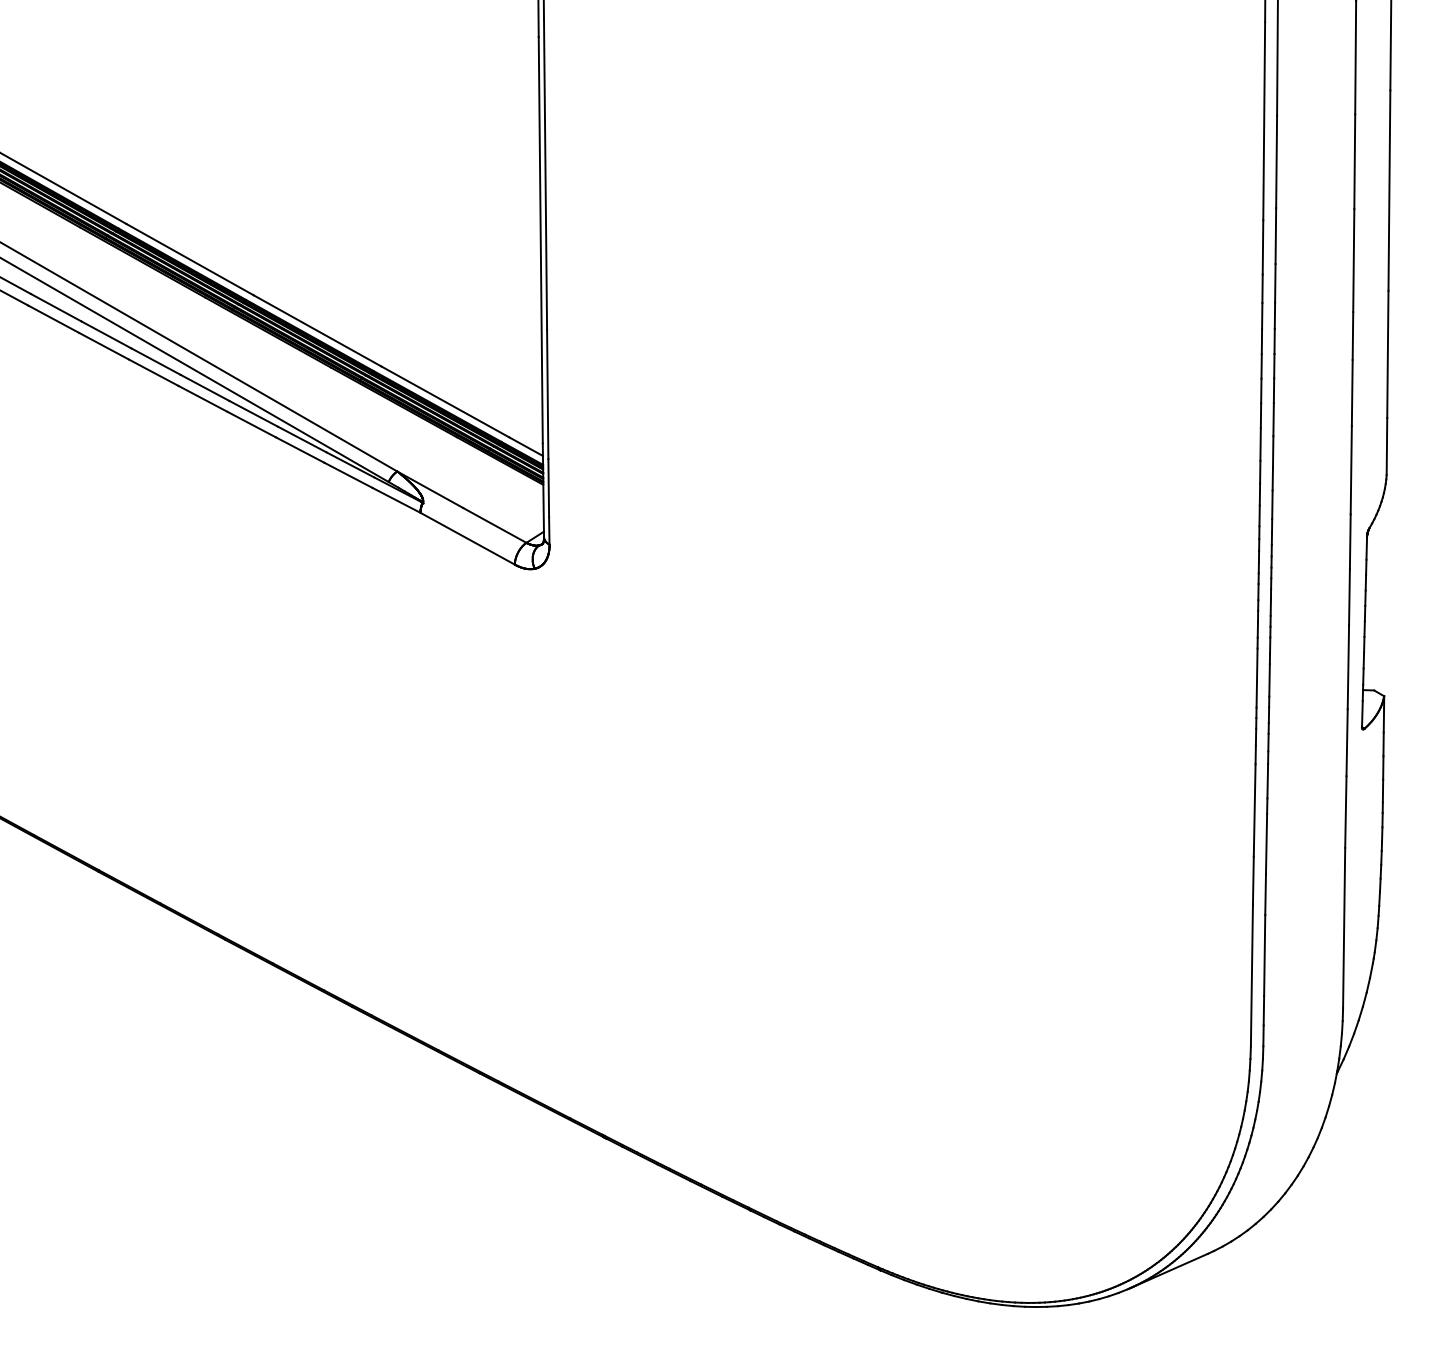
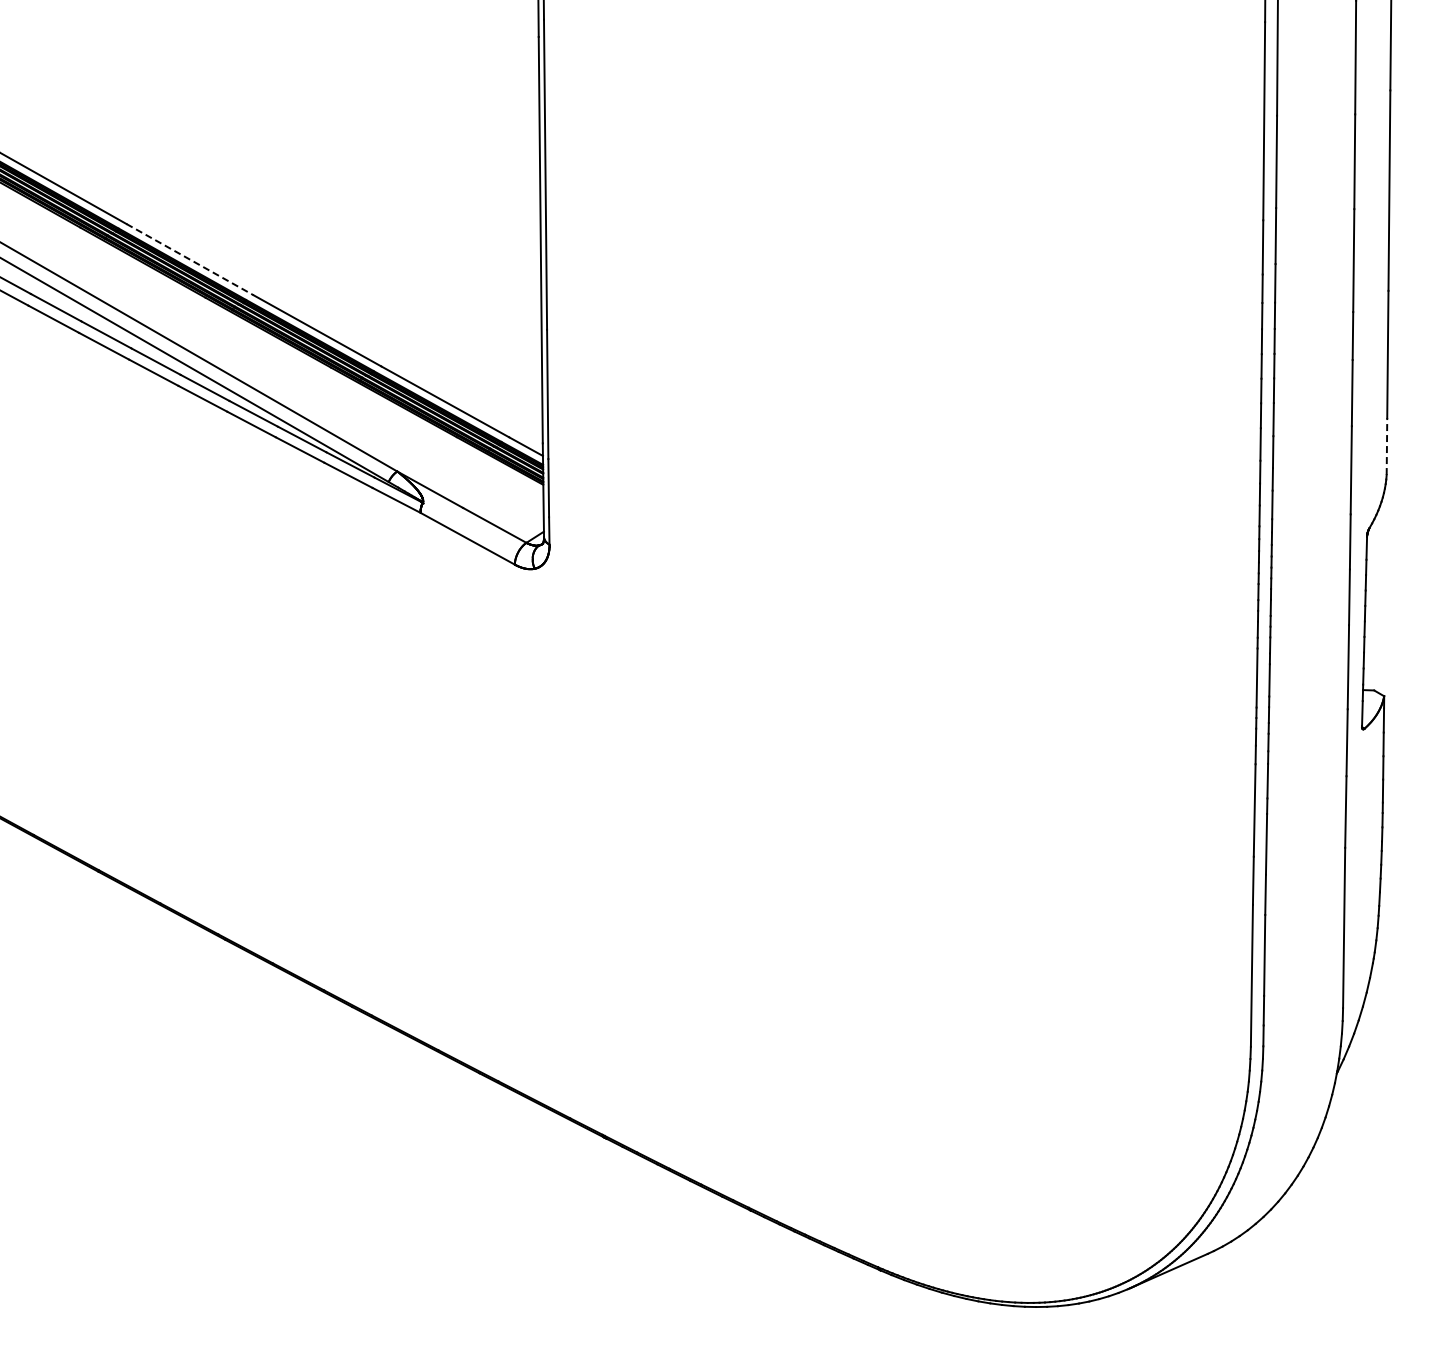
line: solid -> dashed (190, 259)
line: solid -> dashed (1386, 446)
